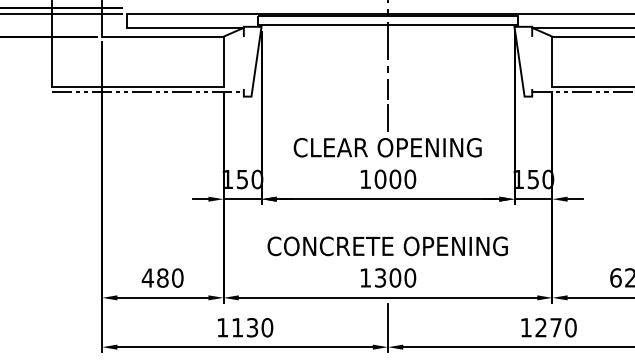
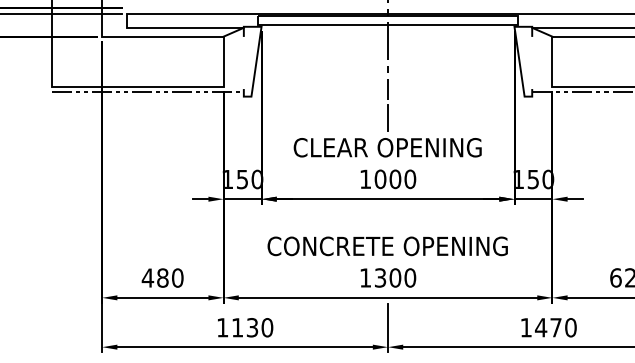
text: 1270 -> 1470 (541, 327)
